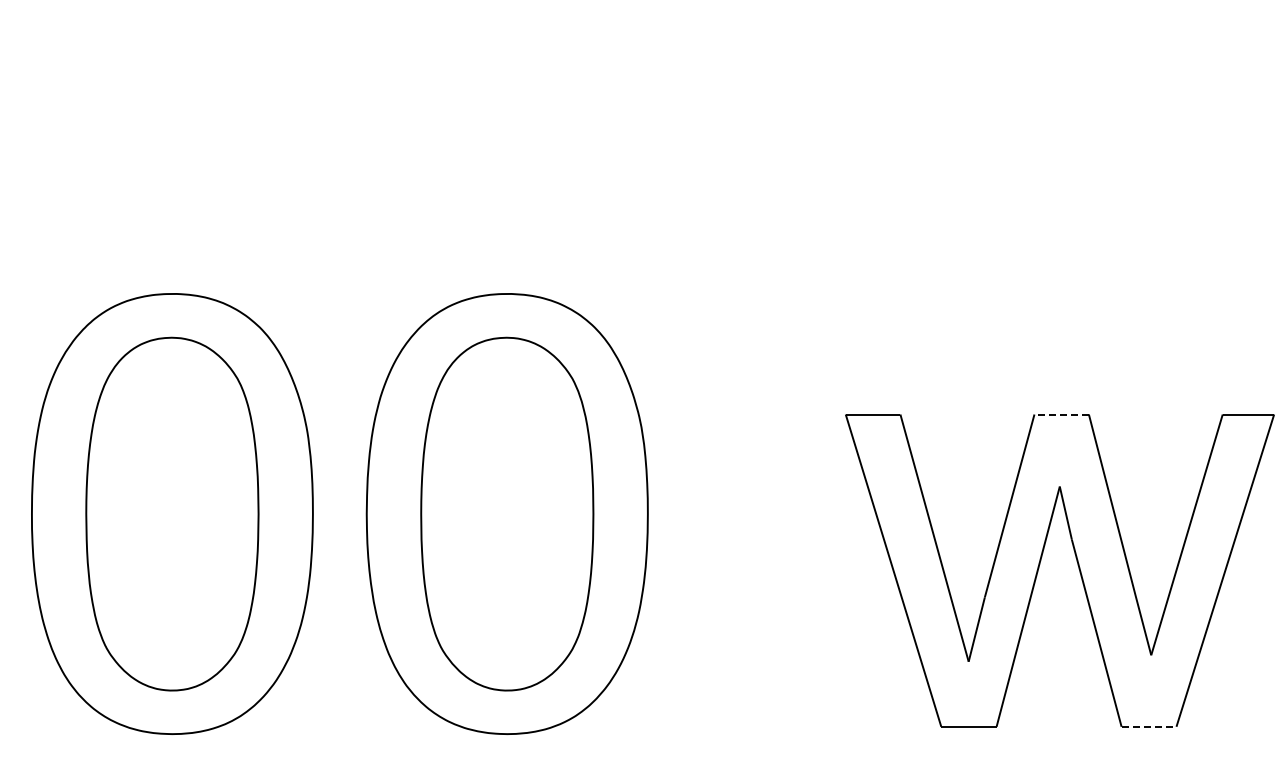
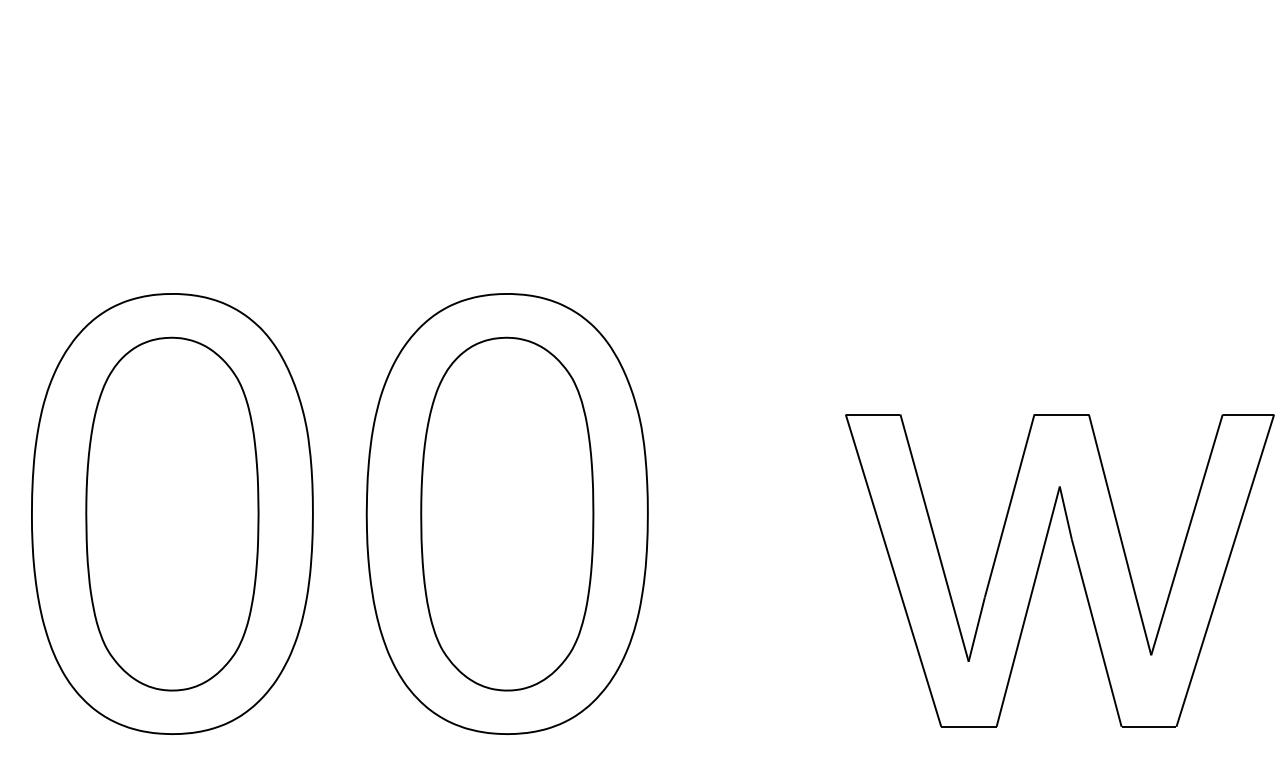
line: dashed -> solid (1061, 414)
line: dashed -> solid (1149, 726)
